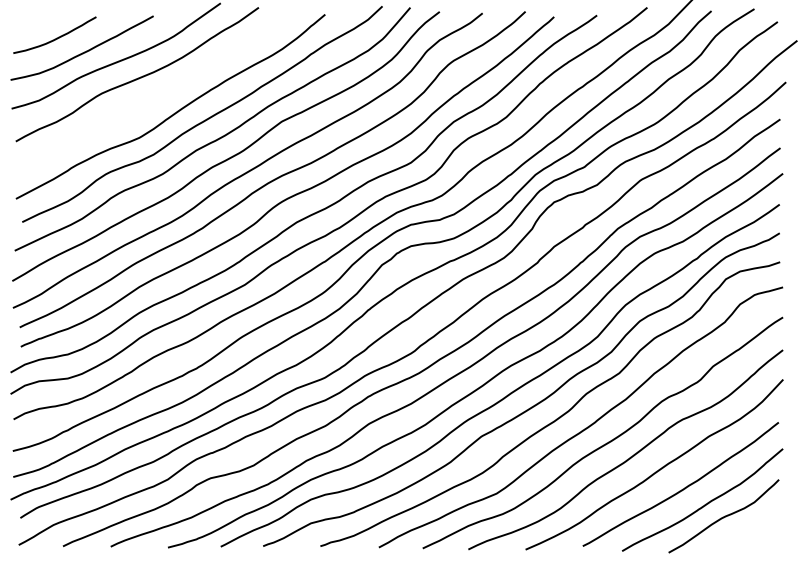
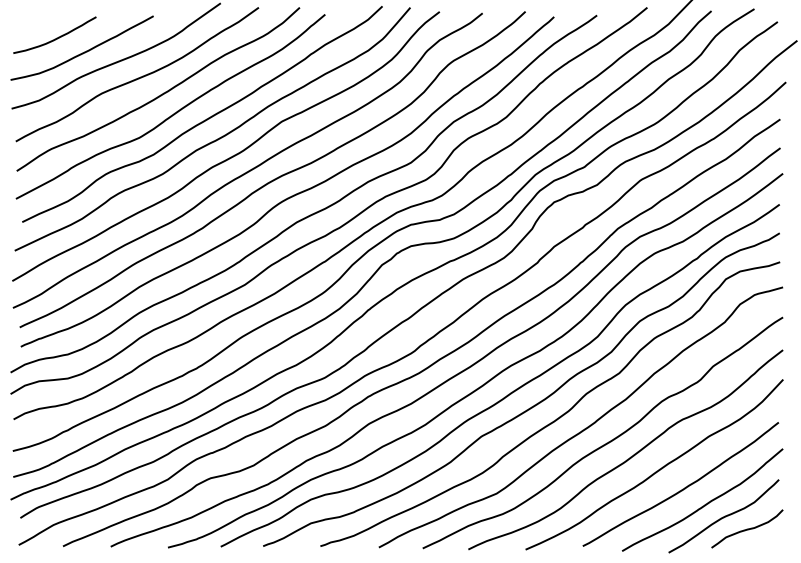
curve: none -> present (160, 94)
curve: none -> present (747, 528)
